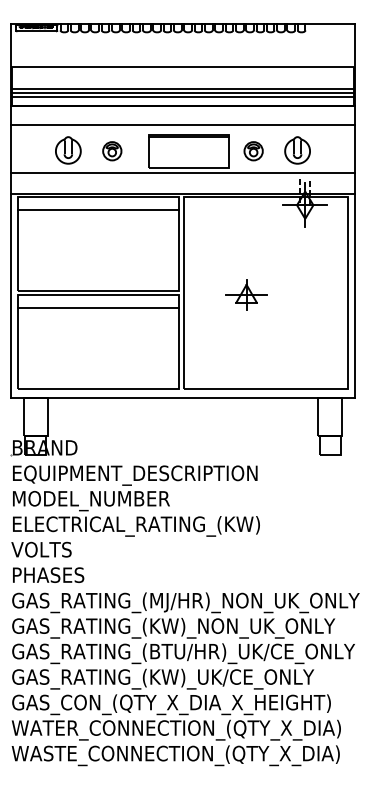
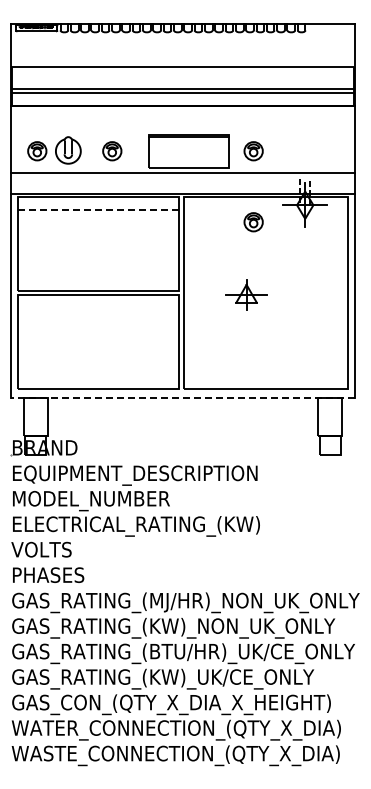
line: present -> none (182, 96)
line: present -> none (182, 124)
part: present -> none (297, 150)
part: none -> present (37, 151)
line: solid -> dashed (99, 210)
part: none -> present (253, 222)
line: present -> none (98, 308)
line: solid -> dashed (182, 398)
